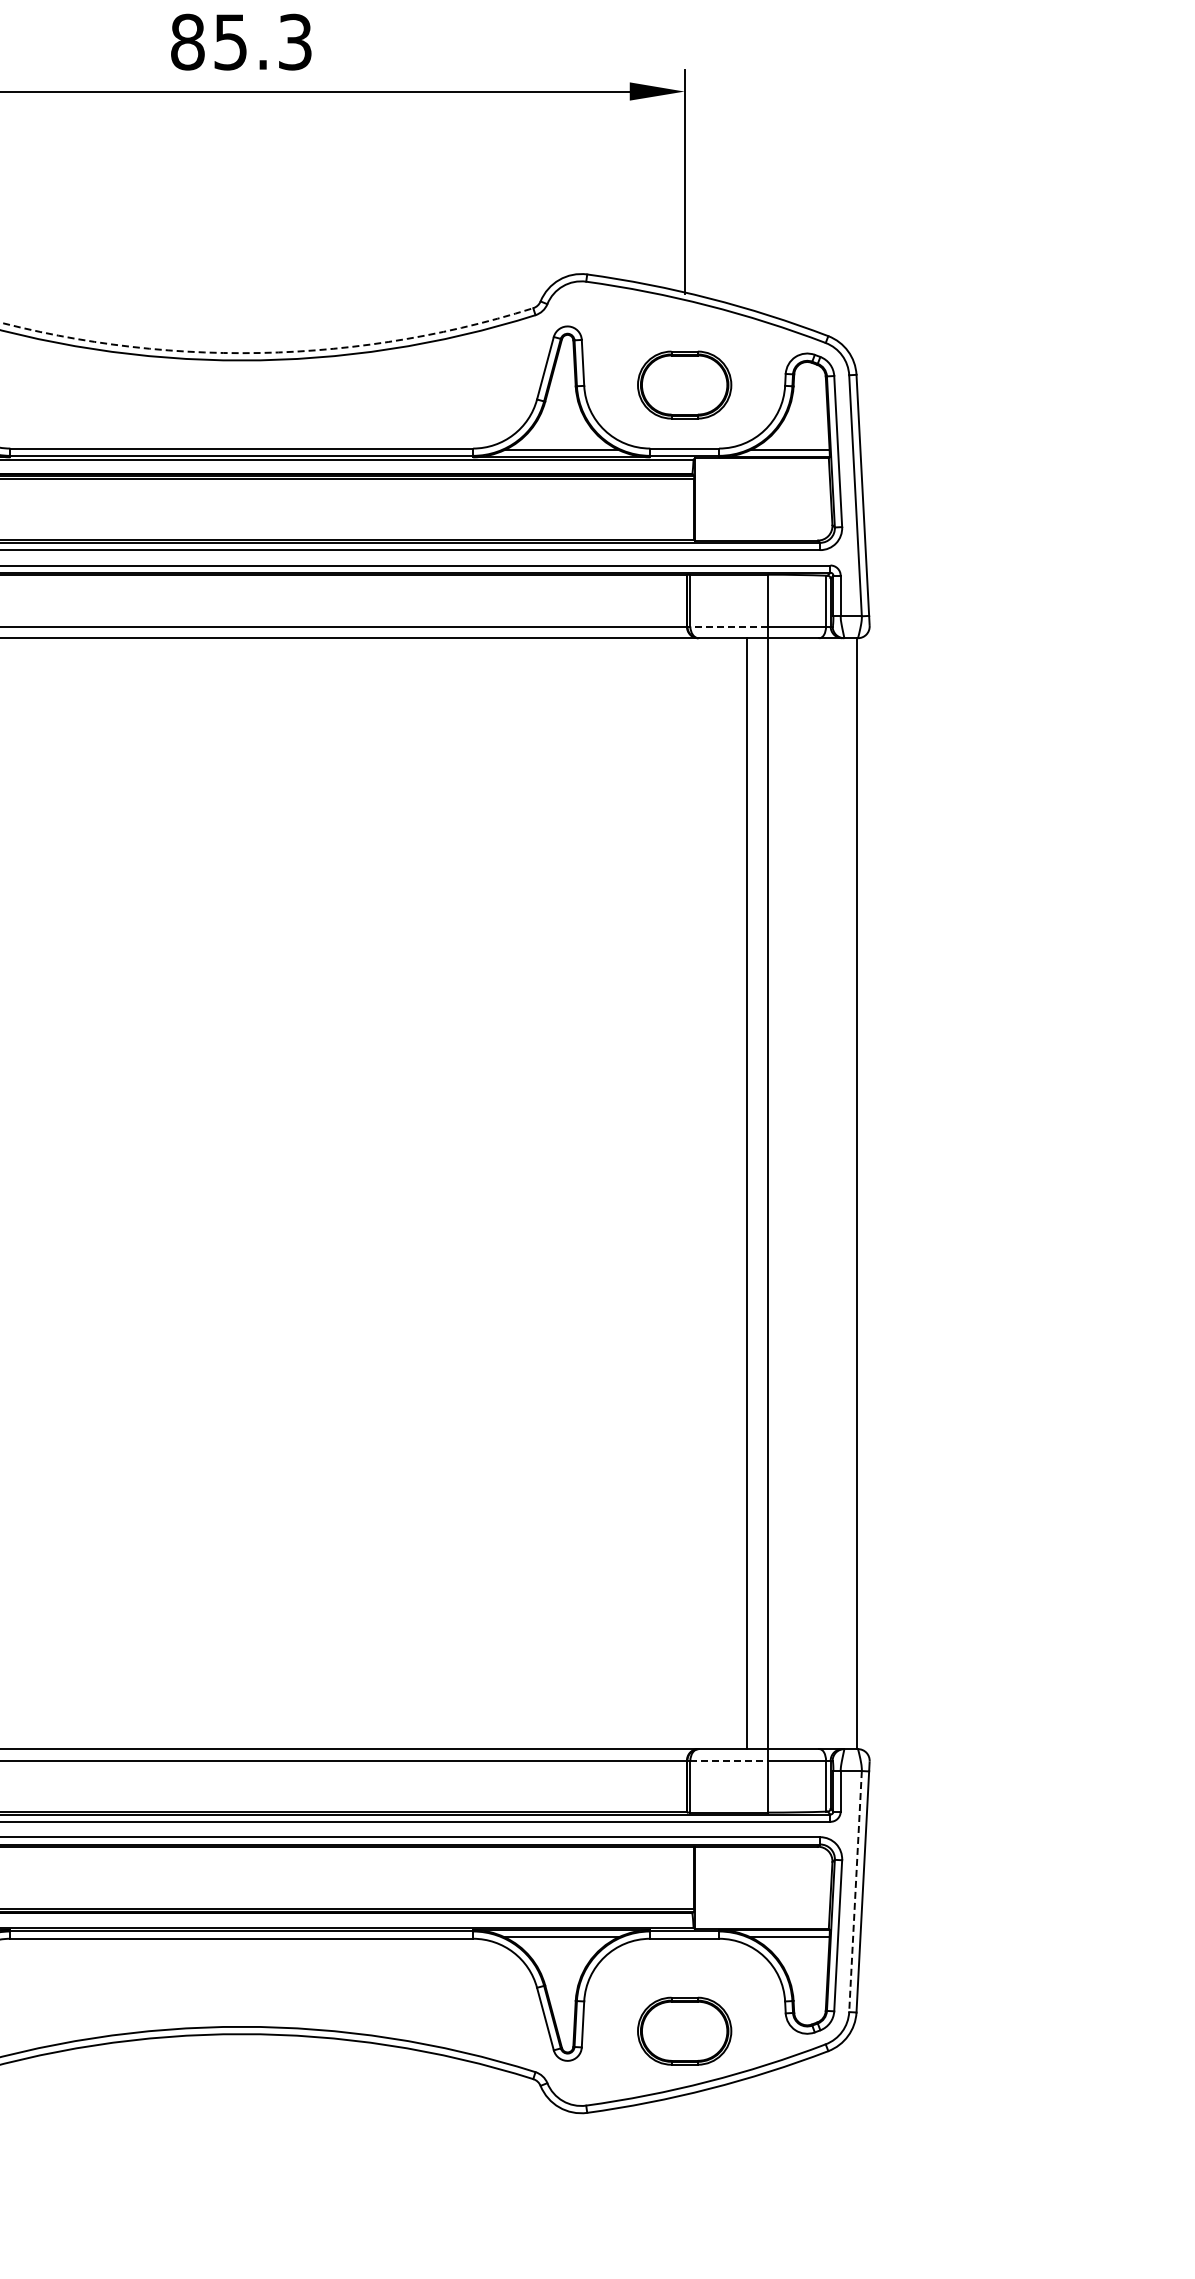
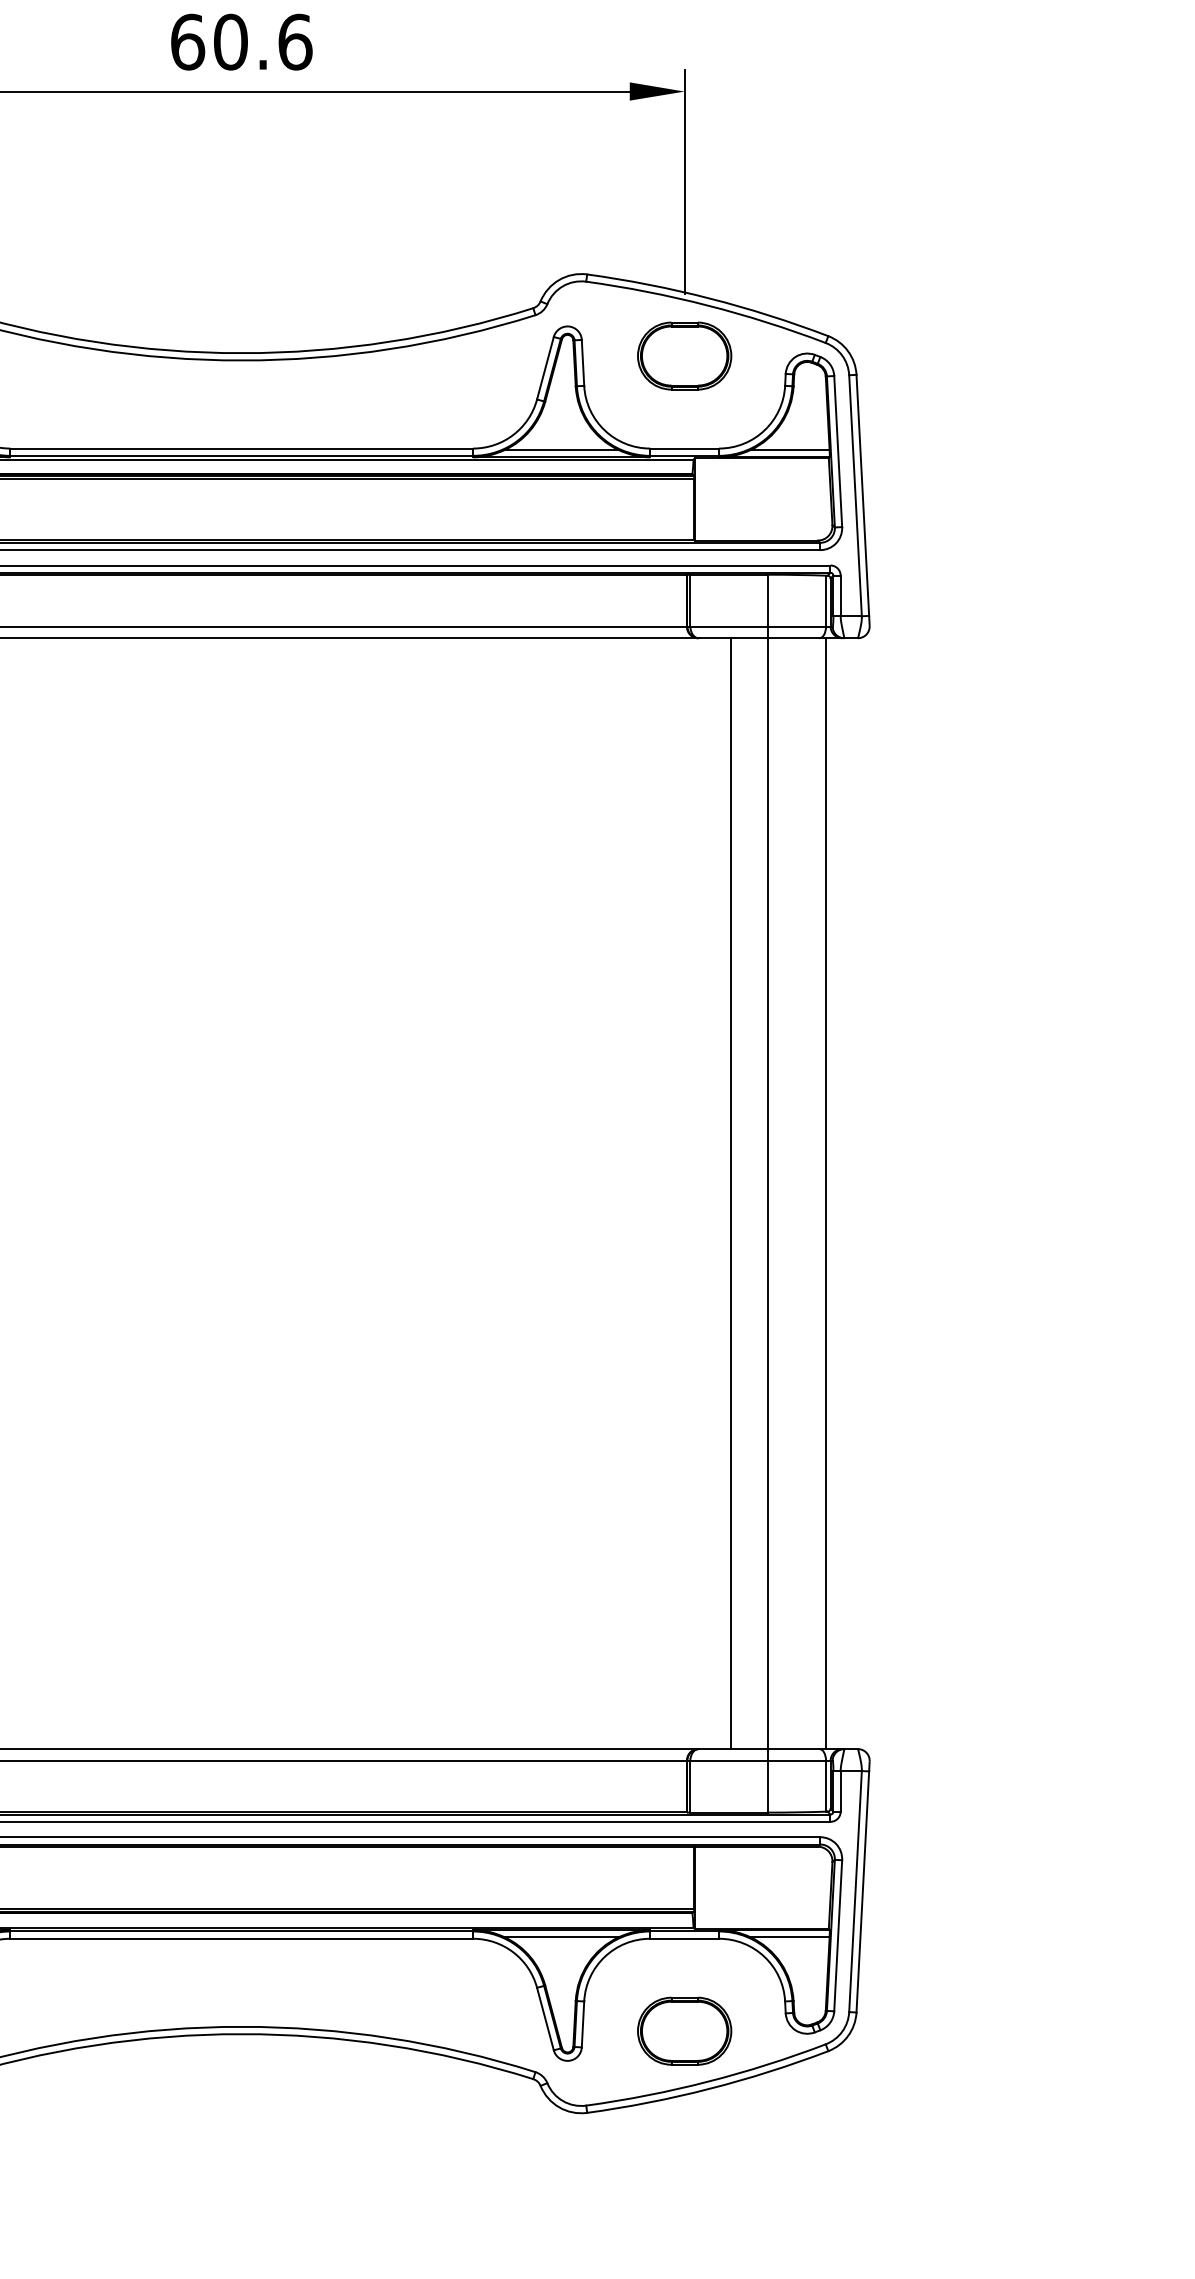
text: 85.3 -> 60.6 (241, 41)
arc: dashed -> solid (267, 352)
part position: (684, 384) -> (684, 355) (684, 355)
line: dashed -> solid (729, 626)
line position: (747, 1193) -> (731, 1193) (731, 1193)
line position: (857, 1193) -> (826, 1193) (826, 1193)
line: dashed -> solid (729, 1760)
line: dashed -> solid (855, 1891)
